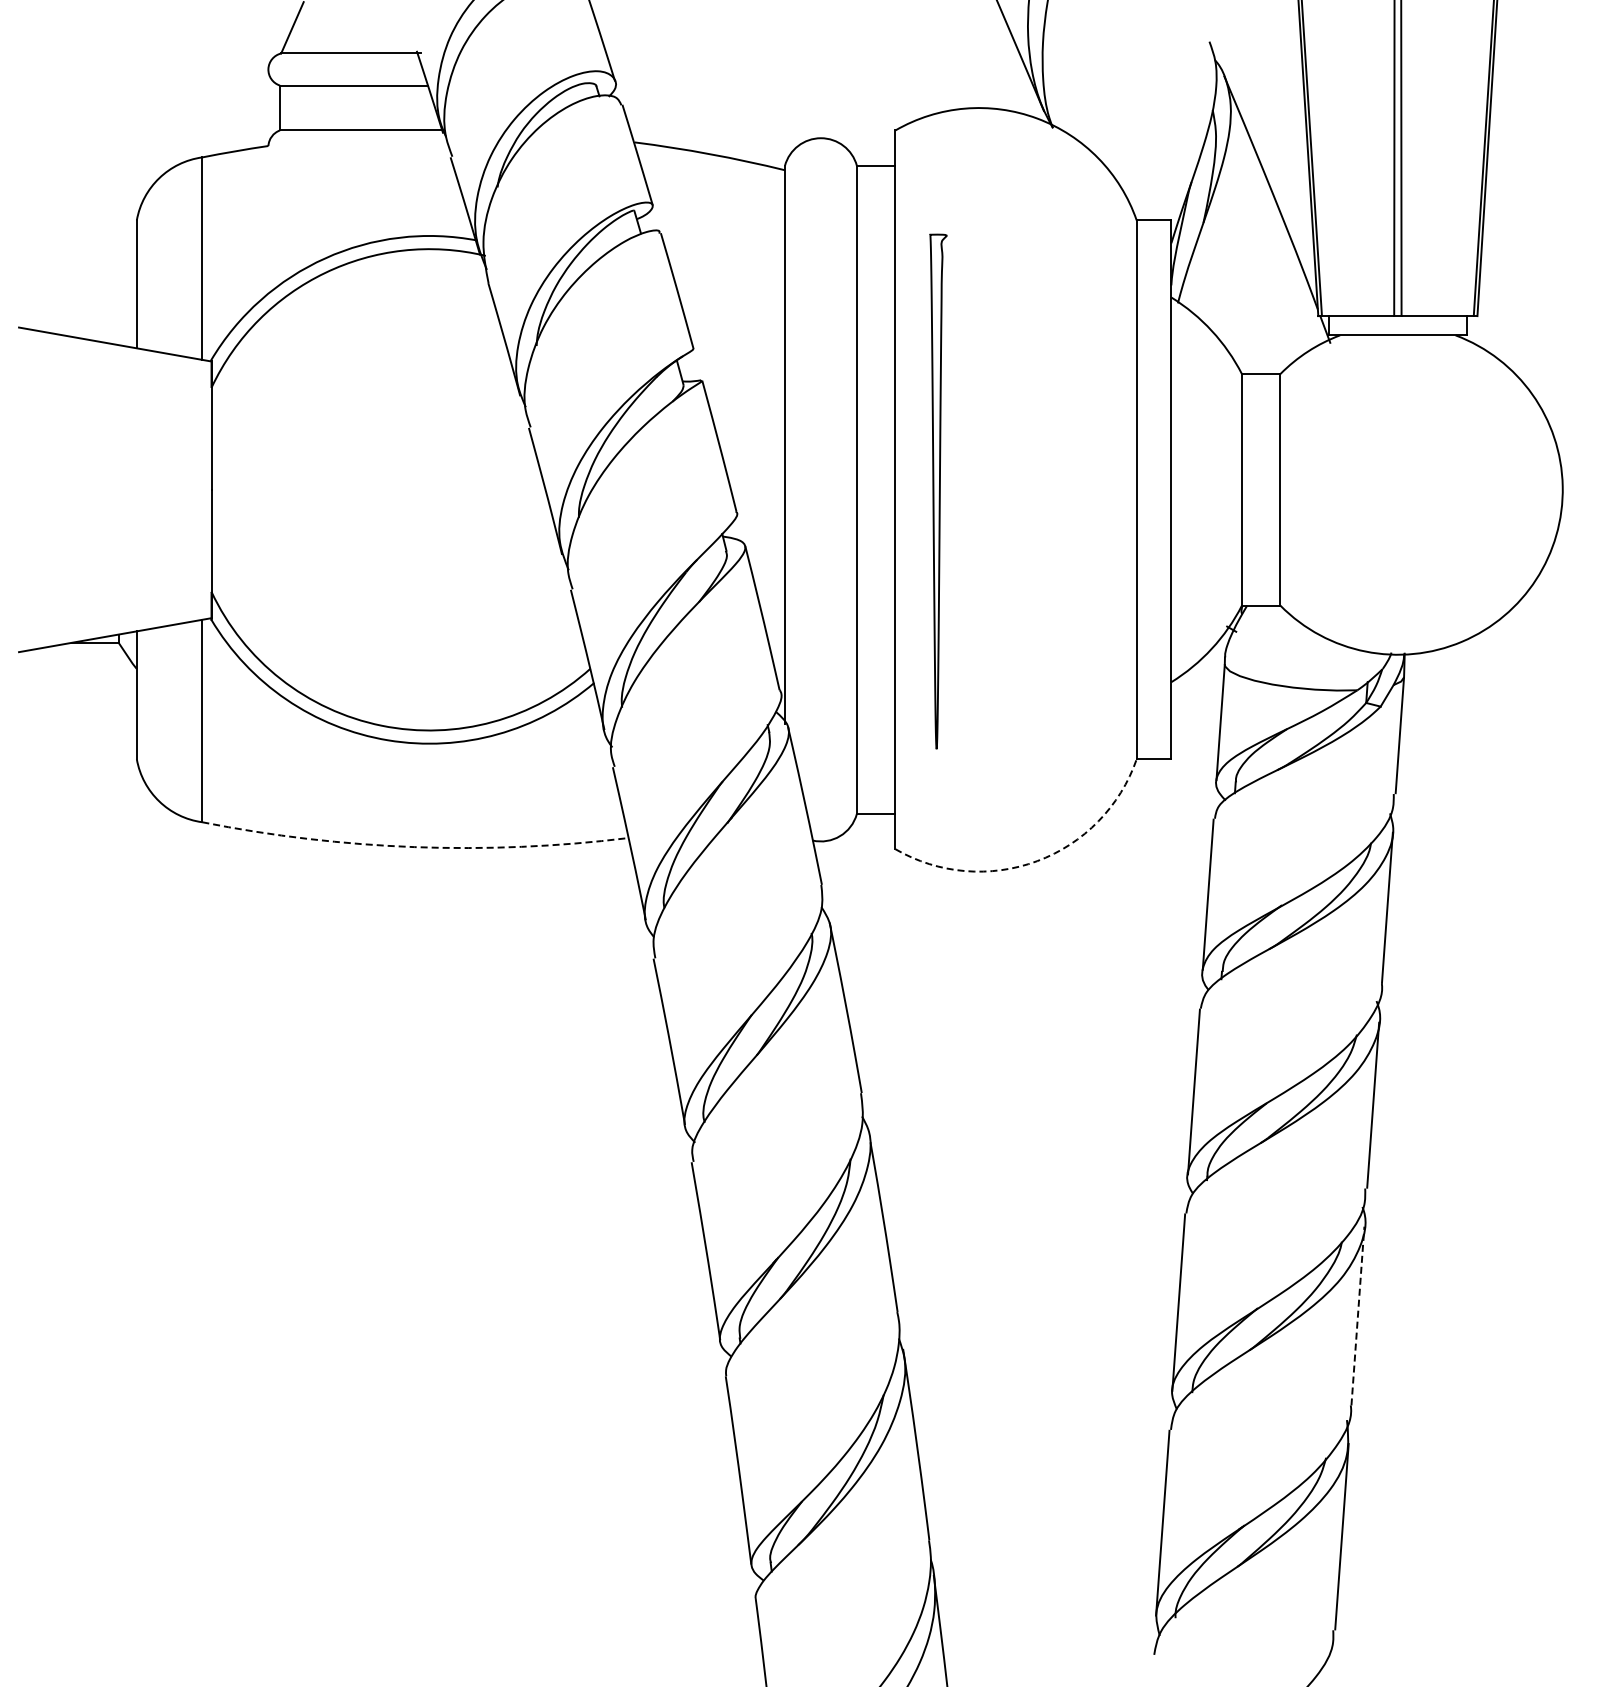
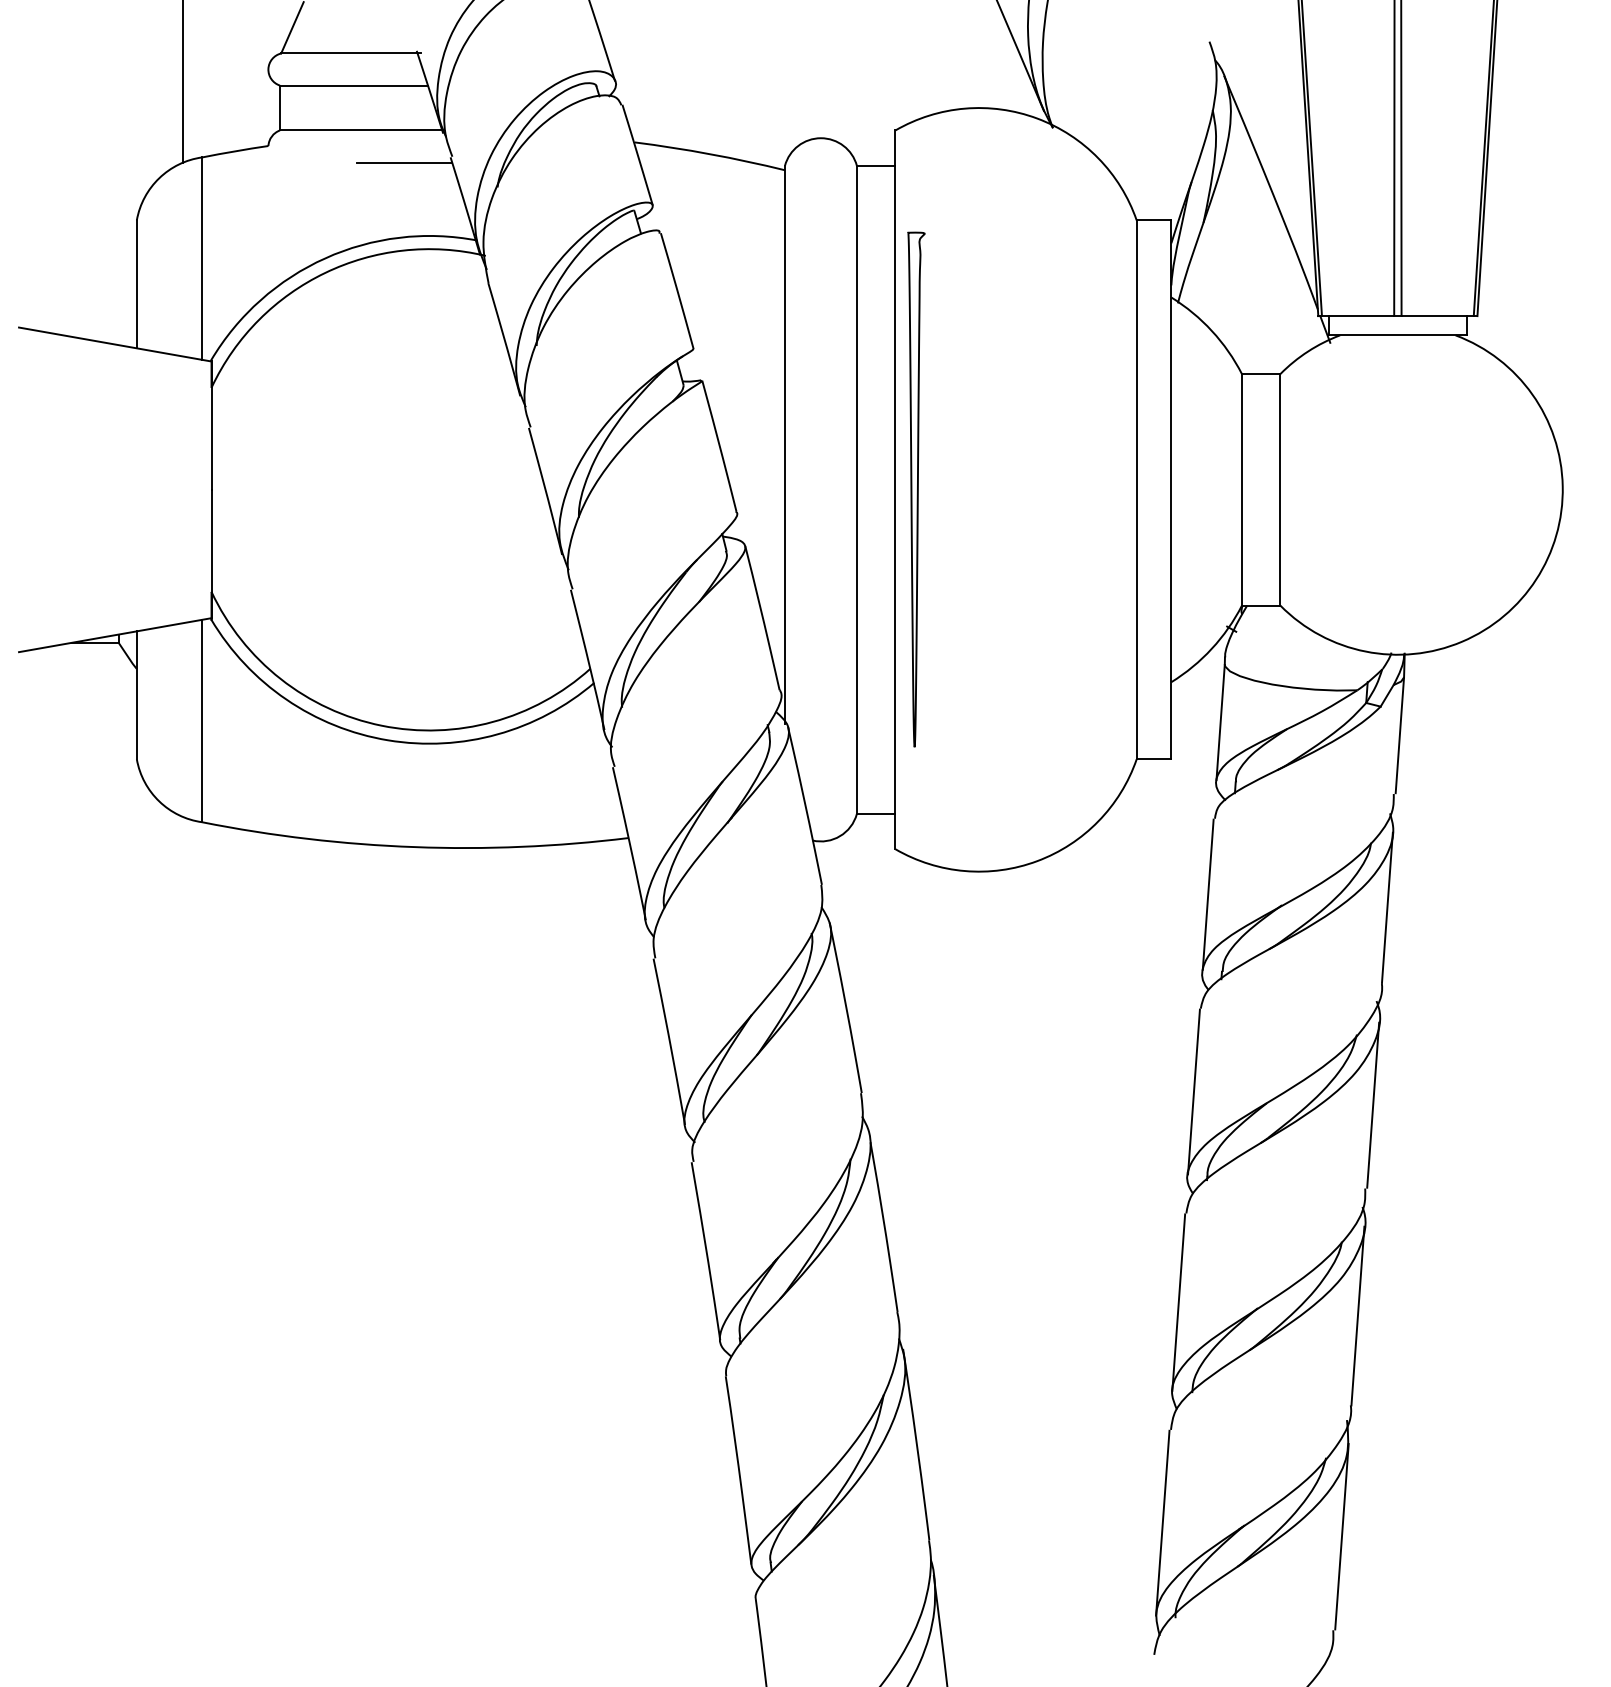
line: none -> present (182, 82)
line: none -> present (404, 162)
curve position: (939, 491) -> (917, 489) (917, 489)
arc: dashed -> solid (414, 847)
arc: dashed -> solid (1037, 861)
line: dashed -> solid (1357, 1316)
